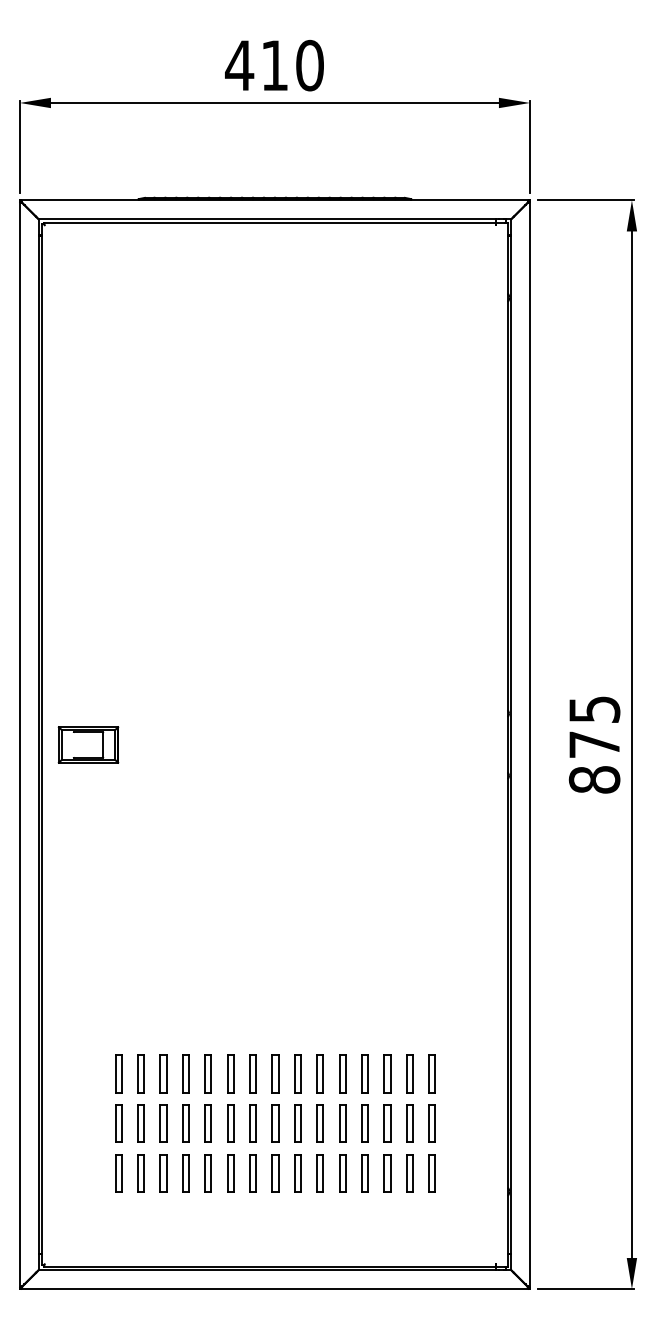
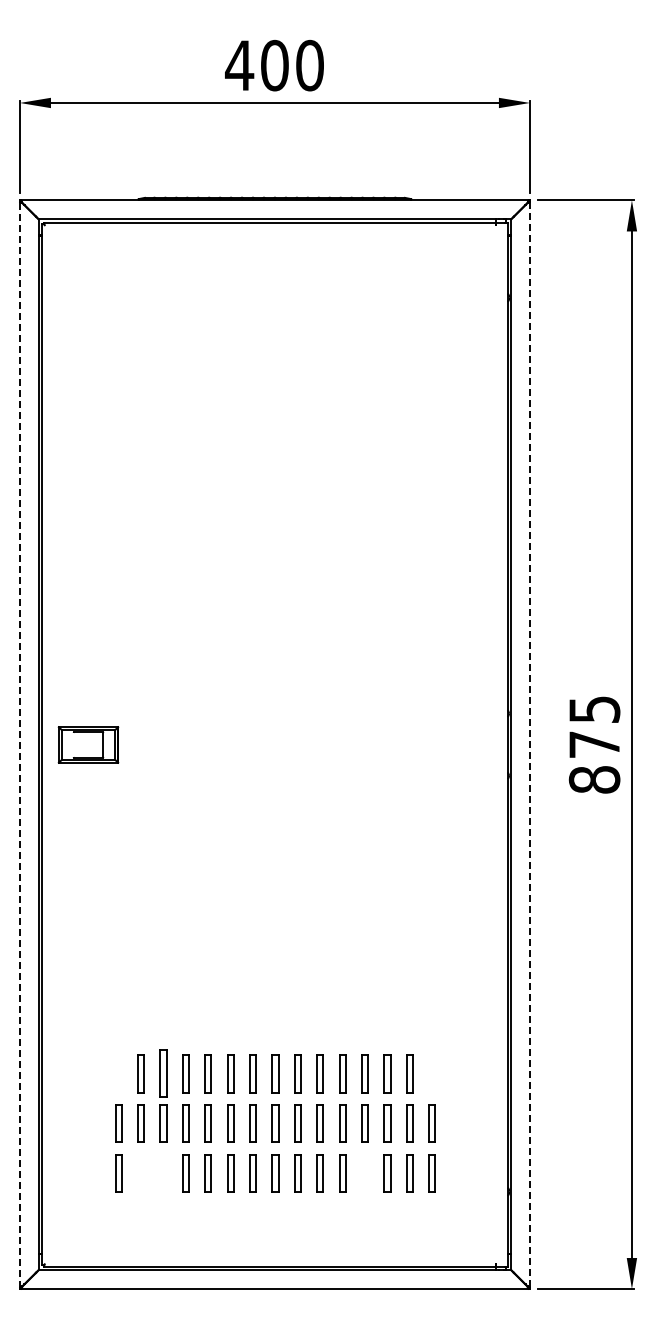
text: 410 -> 400 (274, 65)
line: solid -> dashed (19, 744)
line: solid -> dashed (530, 744)
part: present -> none (118, 1073)
part size: 9x40 px -> 9x49 px (163, 1073)
part: present -> none (431, 1073)
part: present -> none (140, 1173)
part: present -> none (163, 1173)
part: present -> none (364, 1173)
